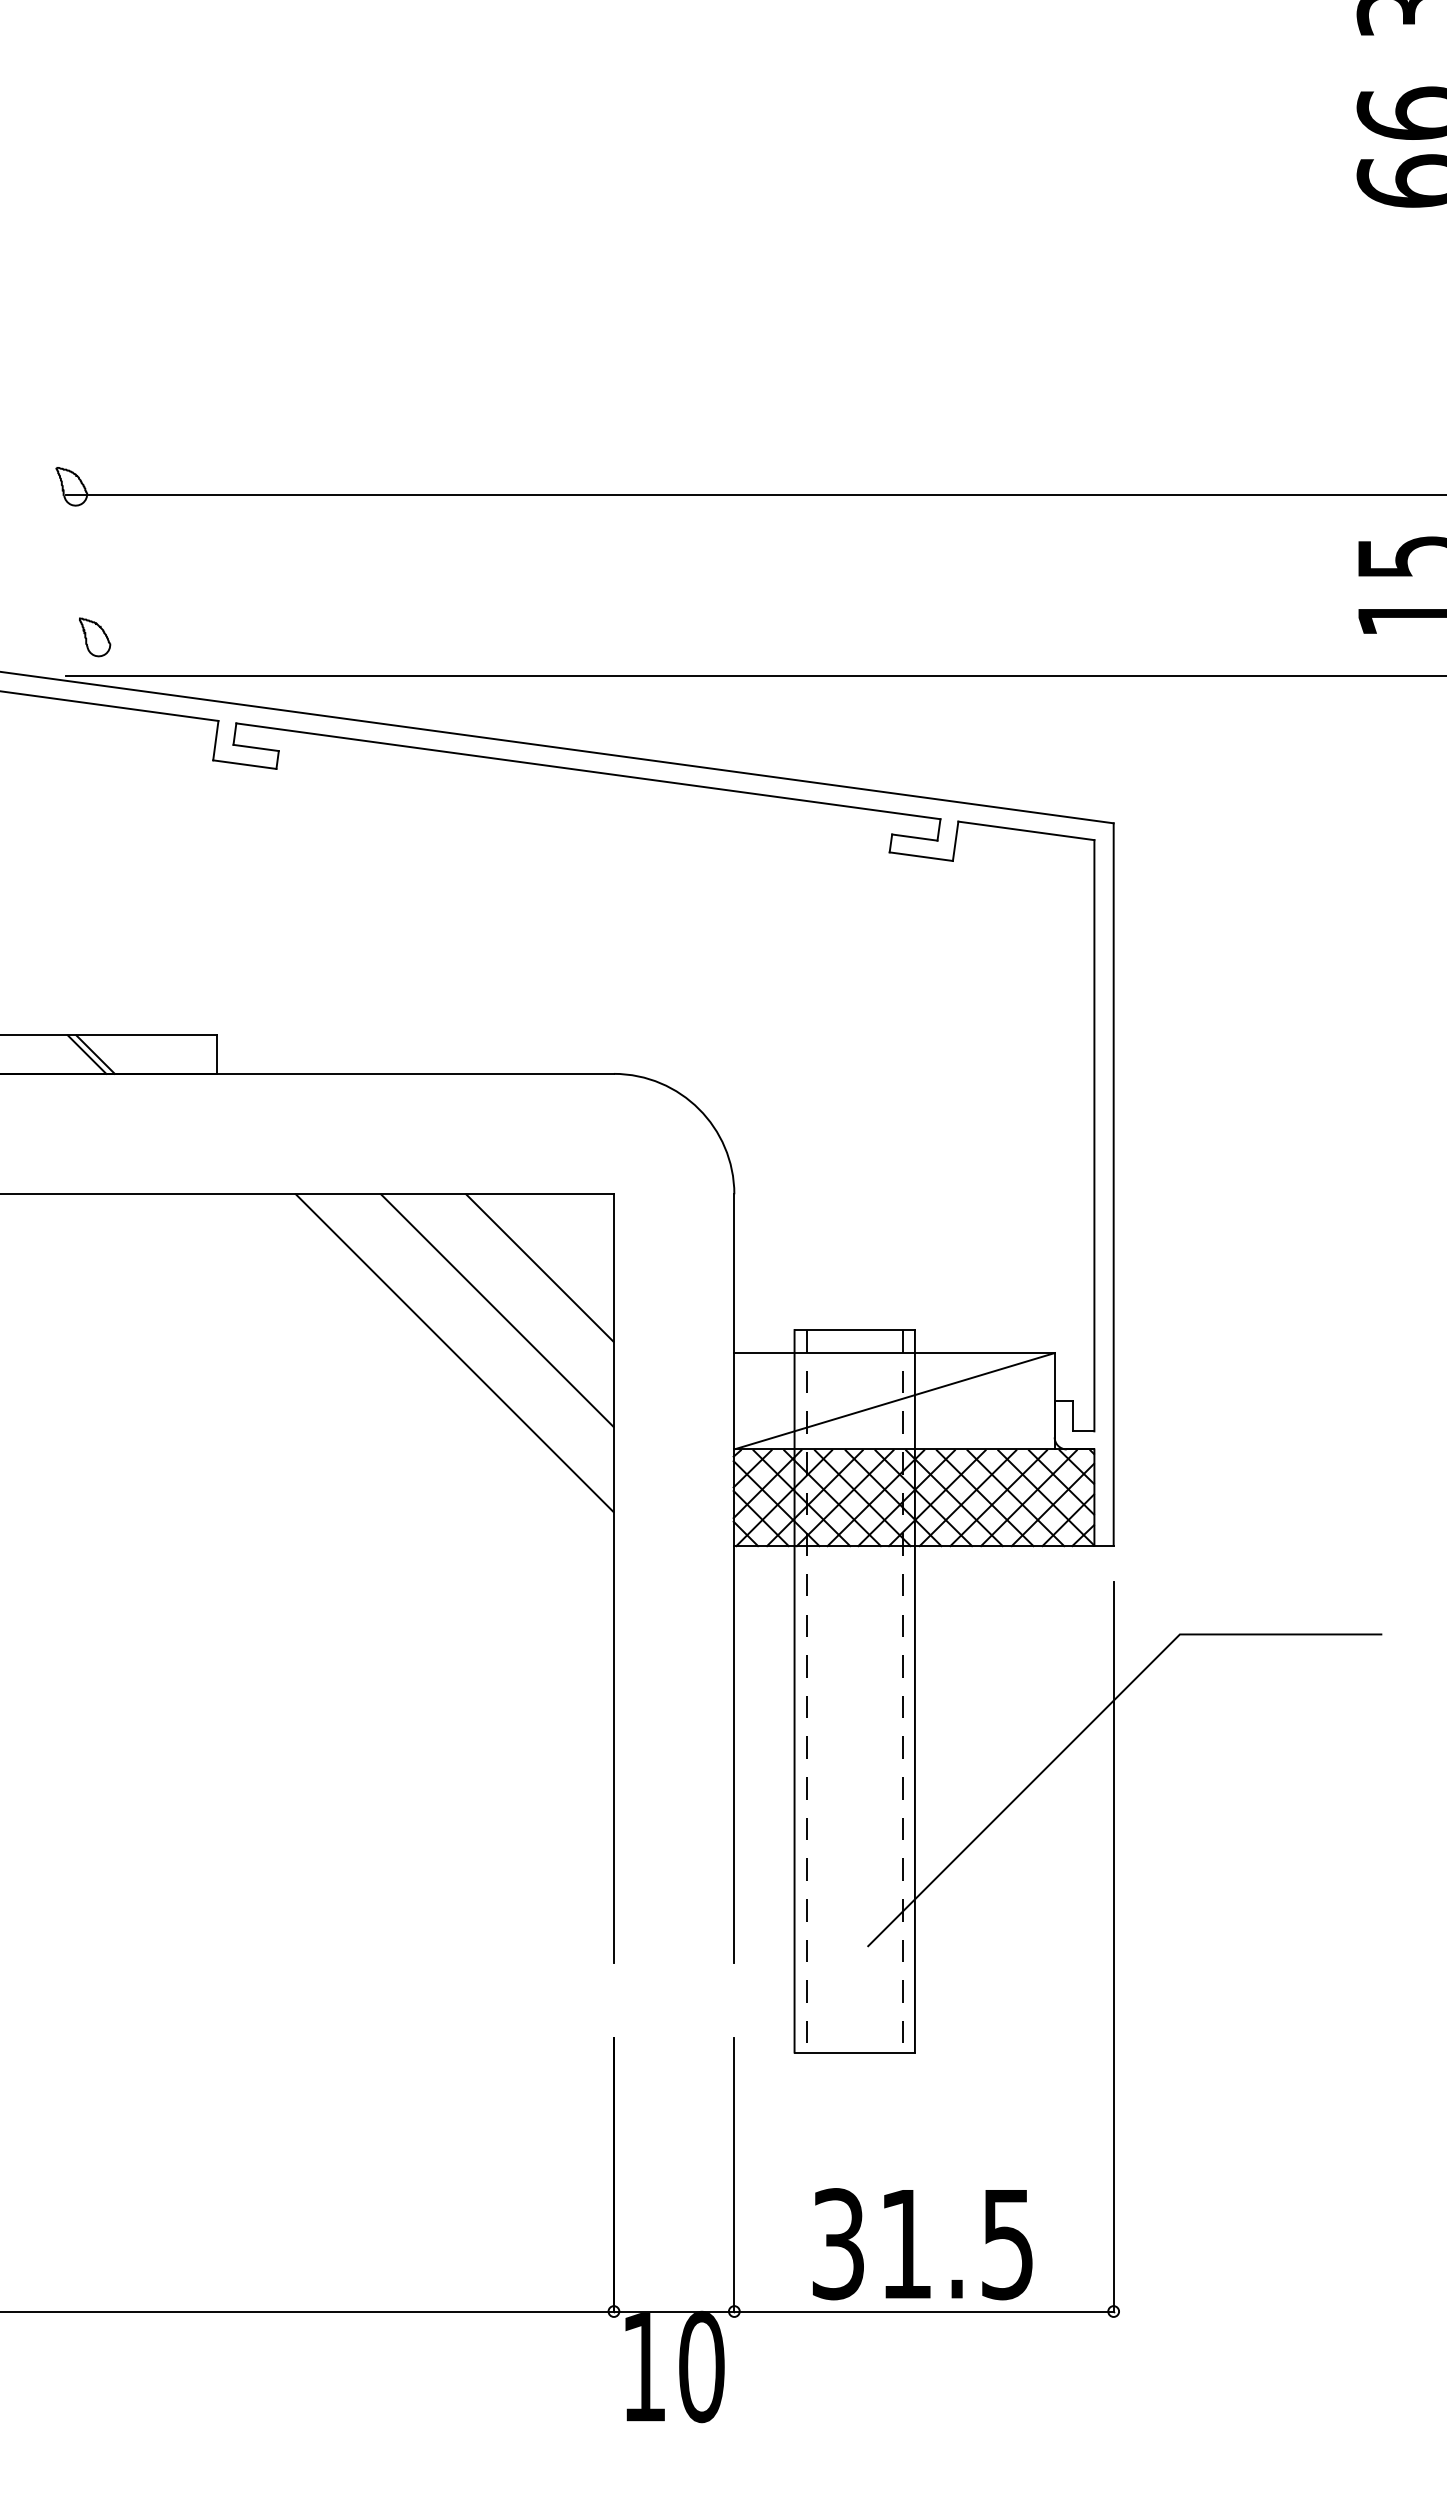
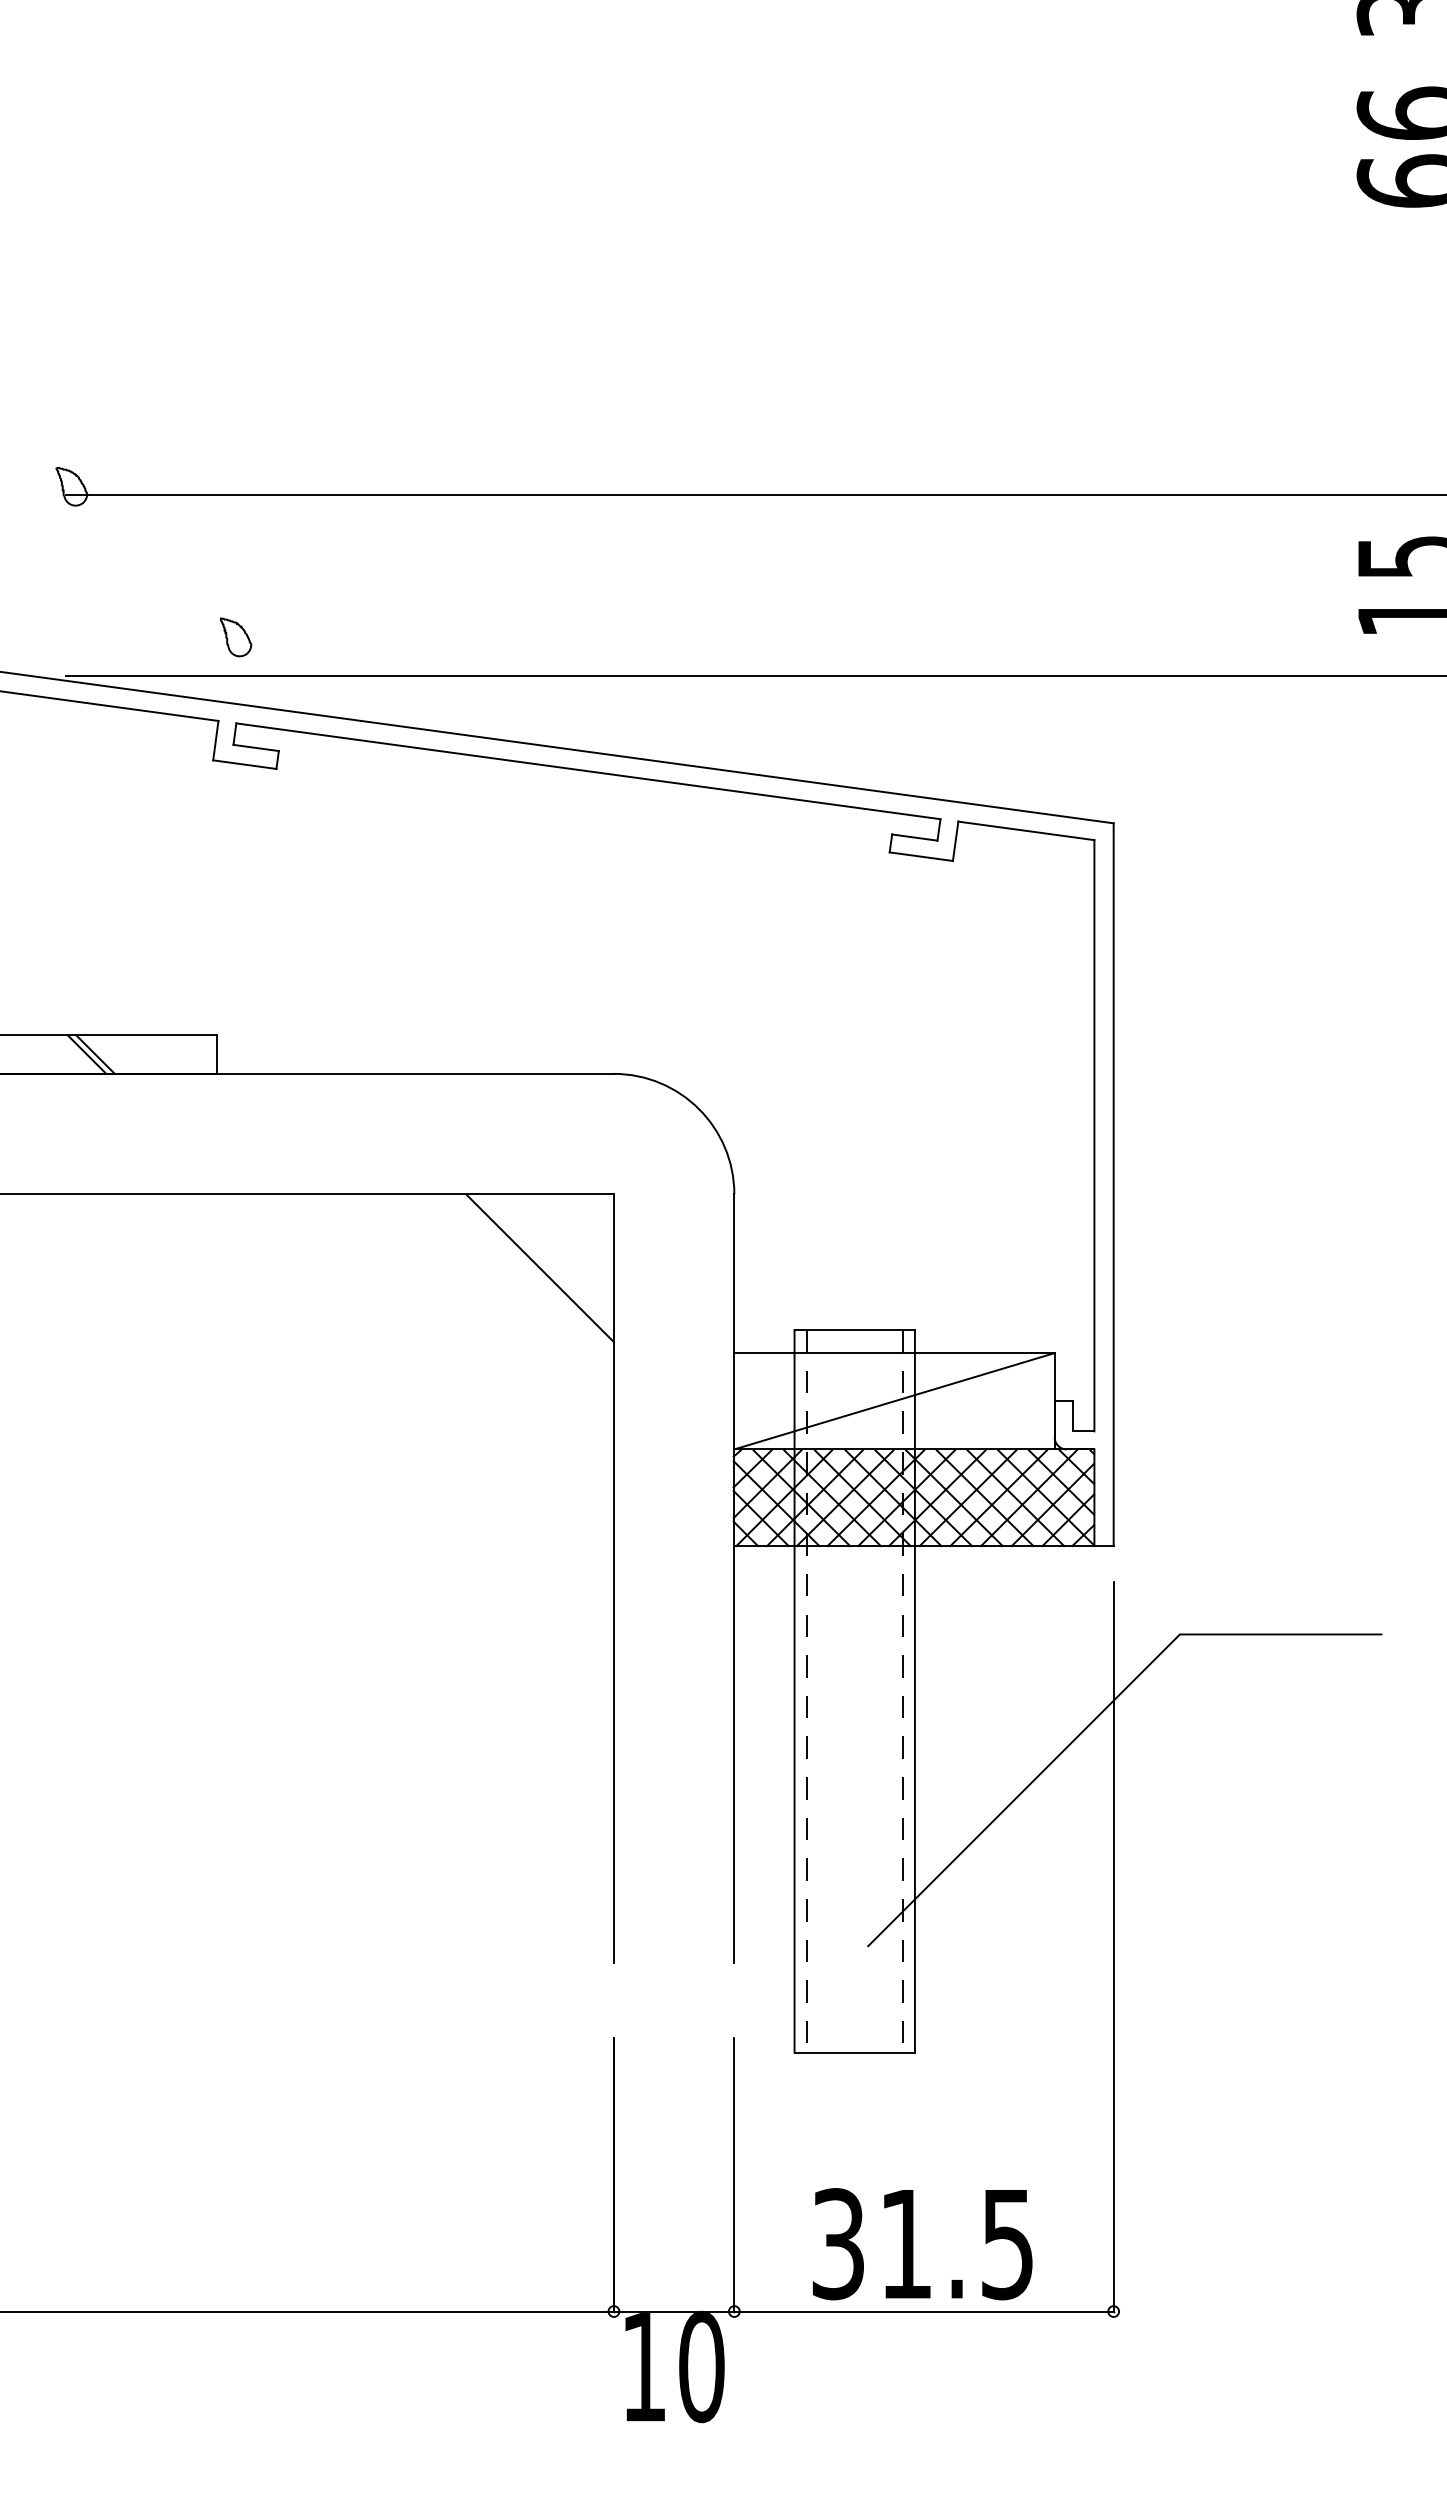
part position: (95, 637) -> (236, 637) (236, 637)
line: present -> none (496, 1310)
line: present -> none (454, 1353)
